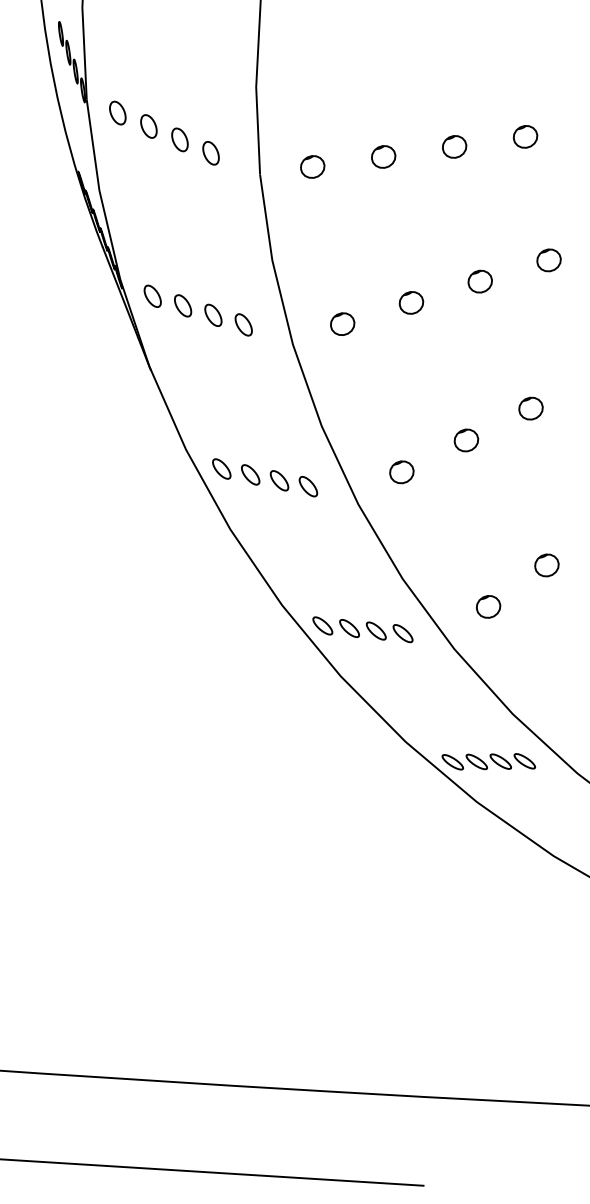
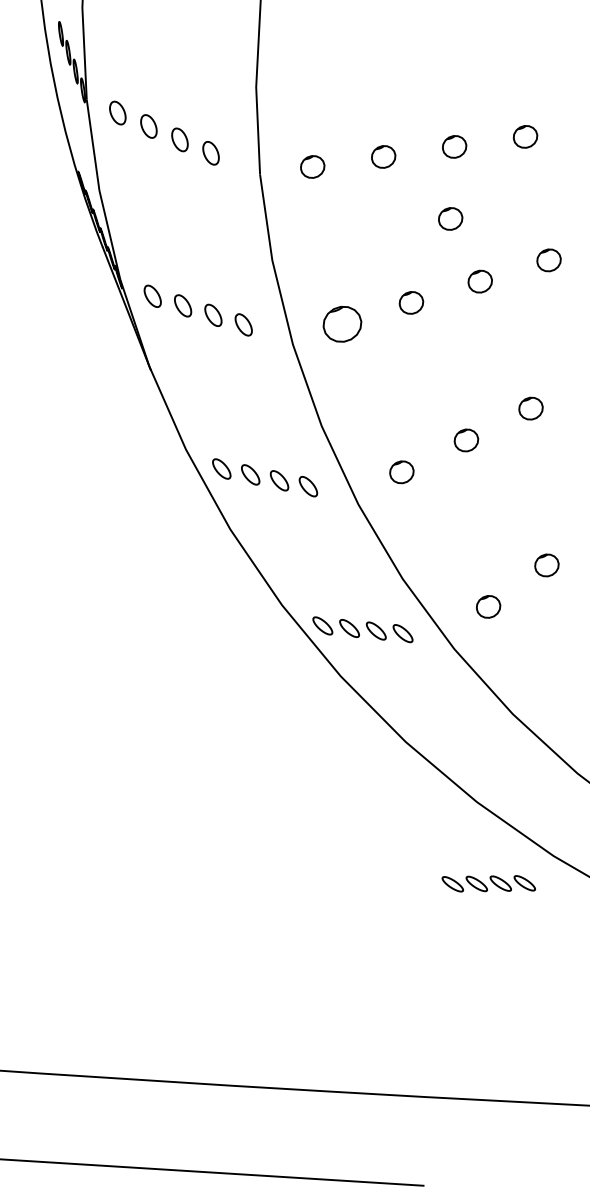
part: none -> present (450, 218)
part size: 26x24 px -> 41x37 px (342, 324)
part position: (488, 761) -> (488, 883) (488, 883)
